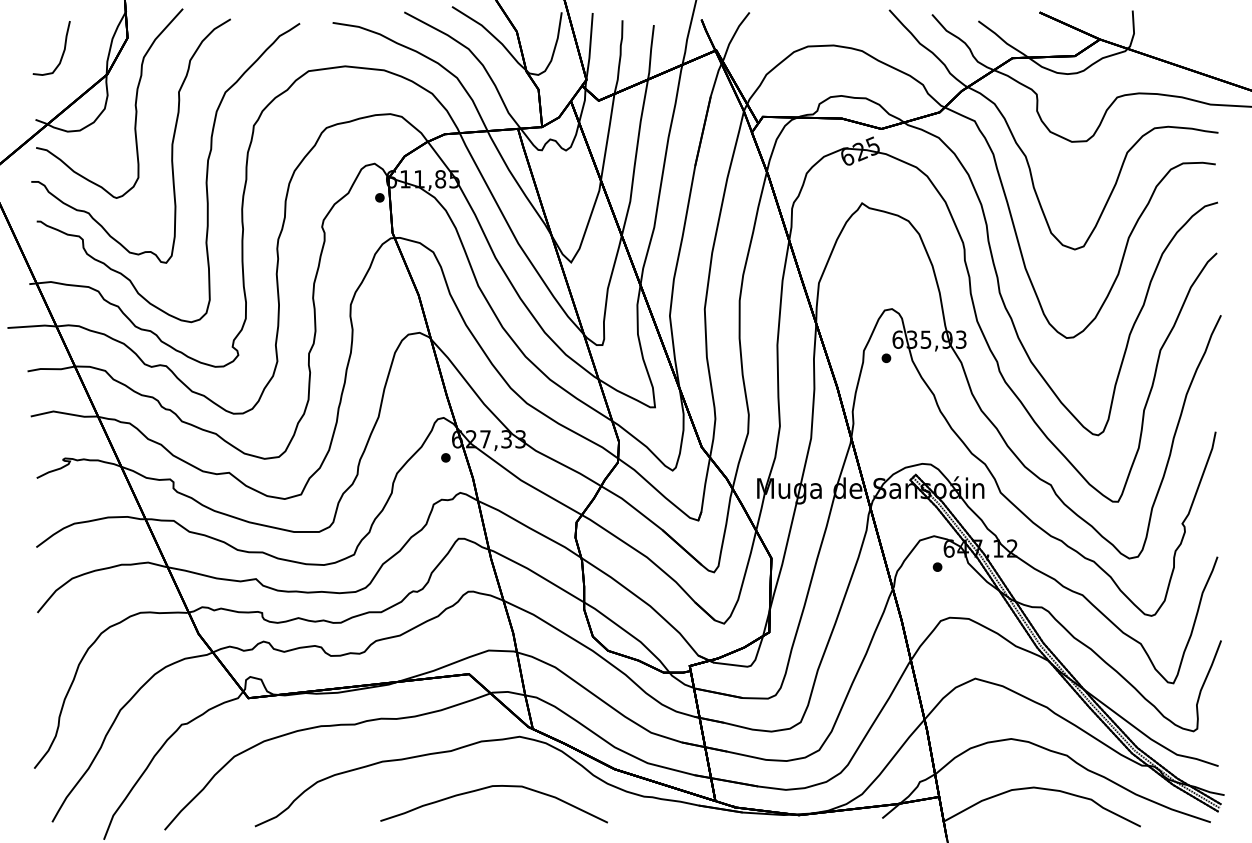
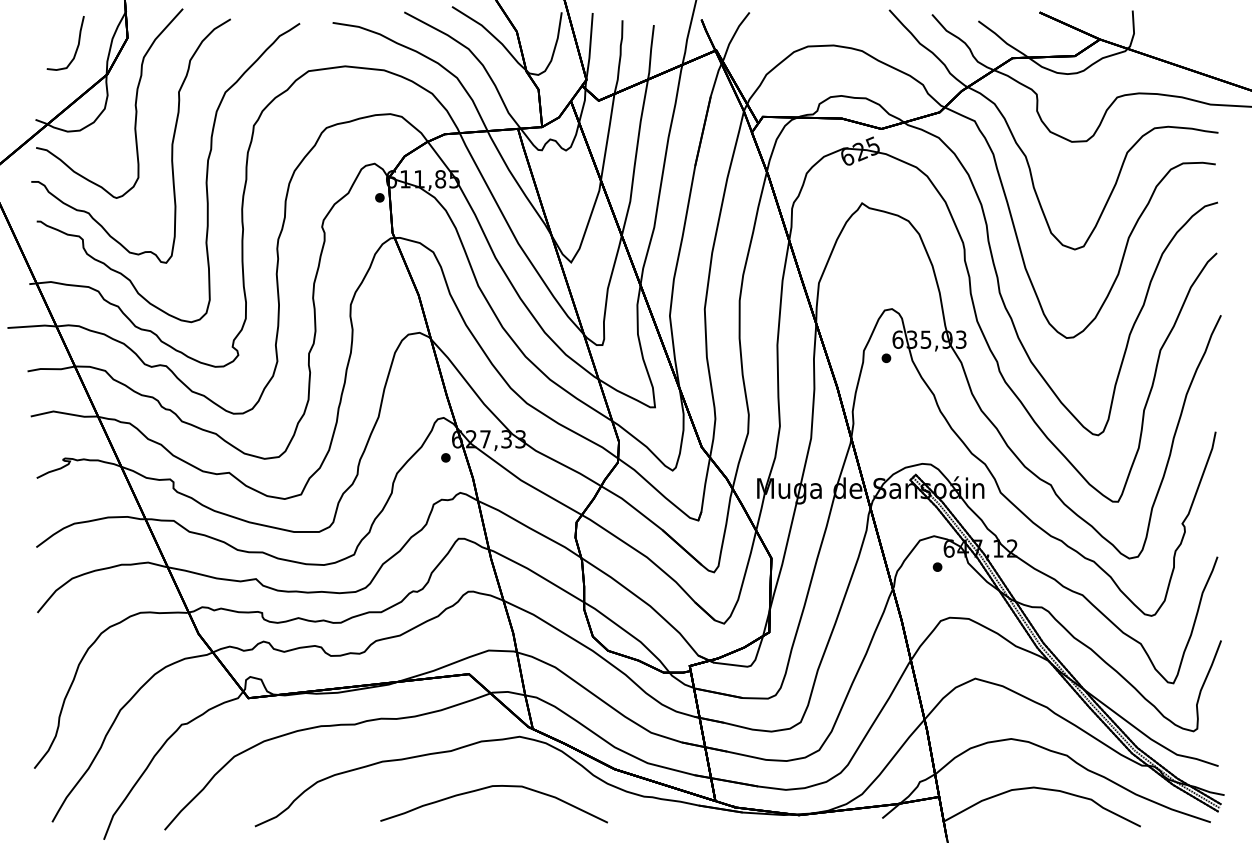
part position: (62, 52) -> (76, 47) (76, 47)
